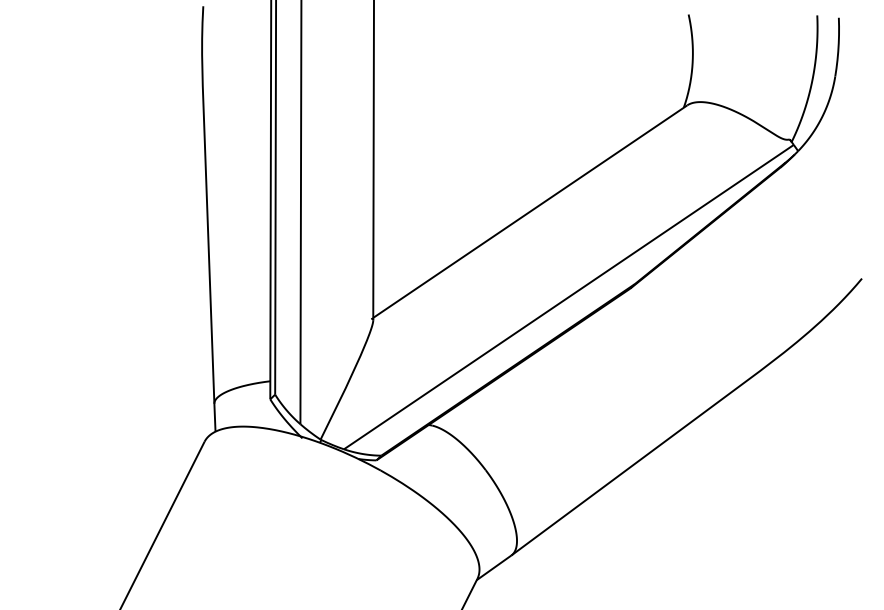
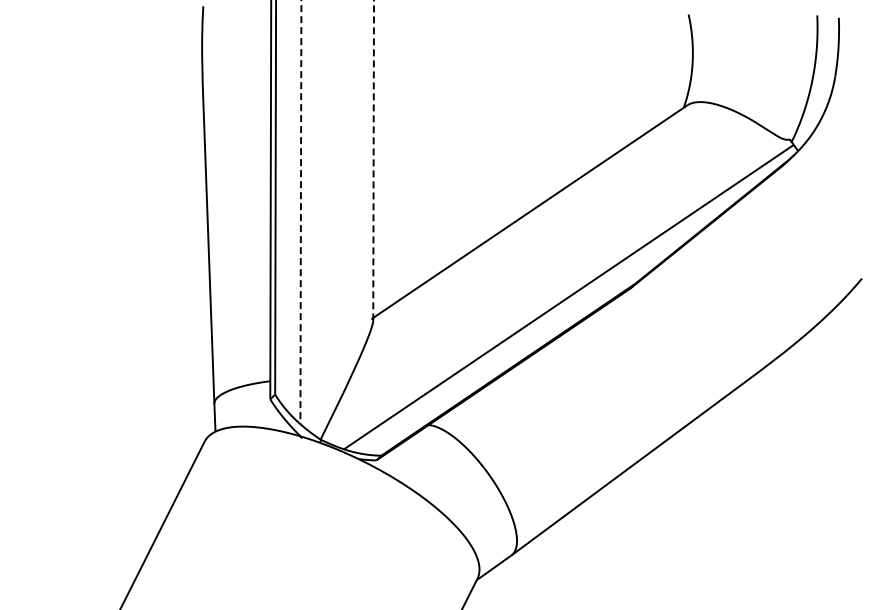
line: solid -> dashed (373, 159)
line: solid -> dashed (300, 212)
